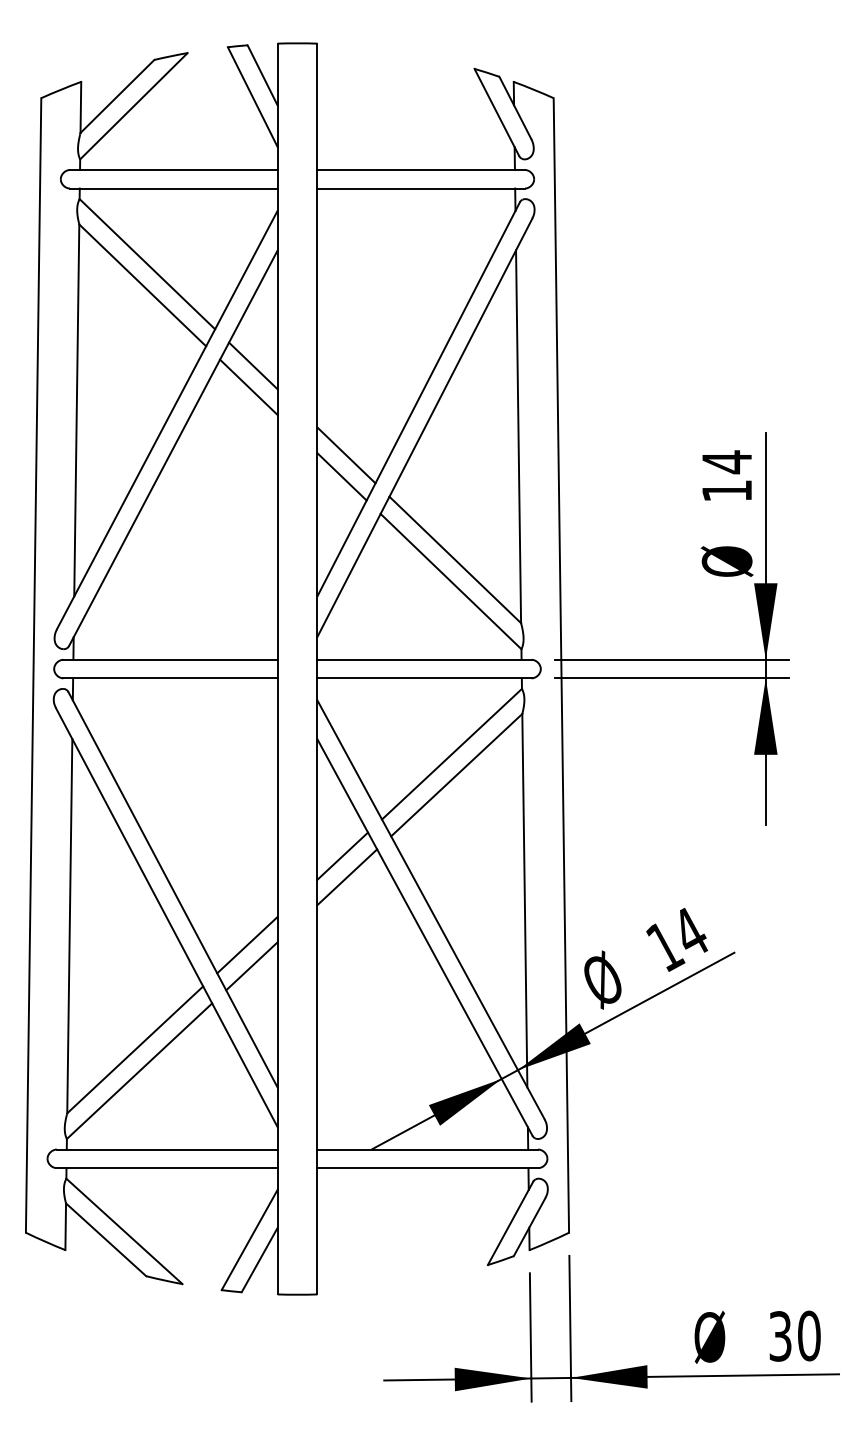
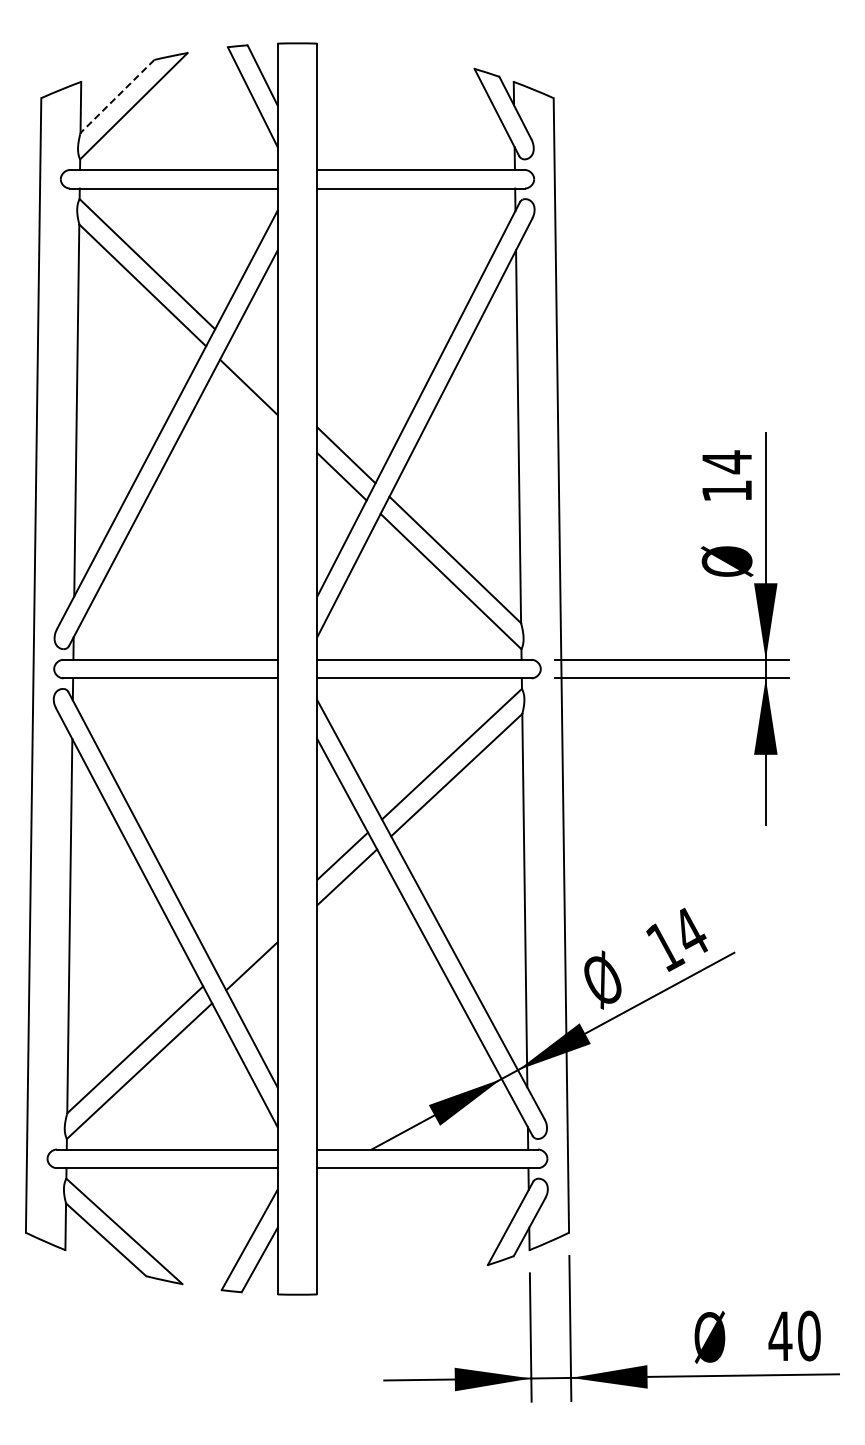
line: solid -> dashed (117, 96)
line: present -> none (253, 365)
line: present -> none (247, 944)
text: 30 -> 40 (780, 1336)
